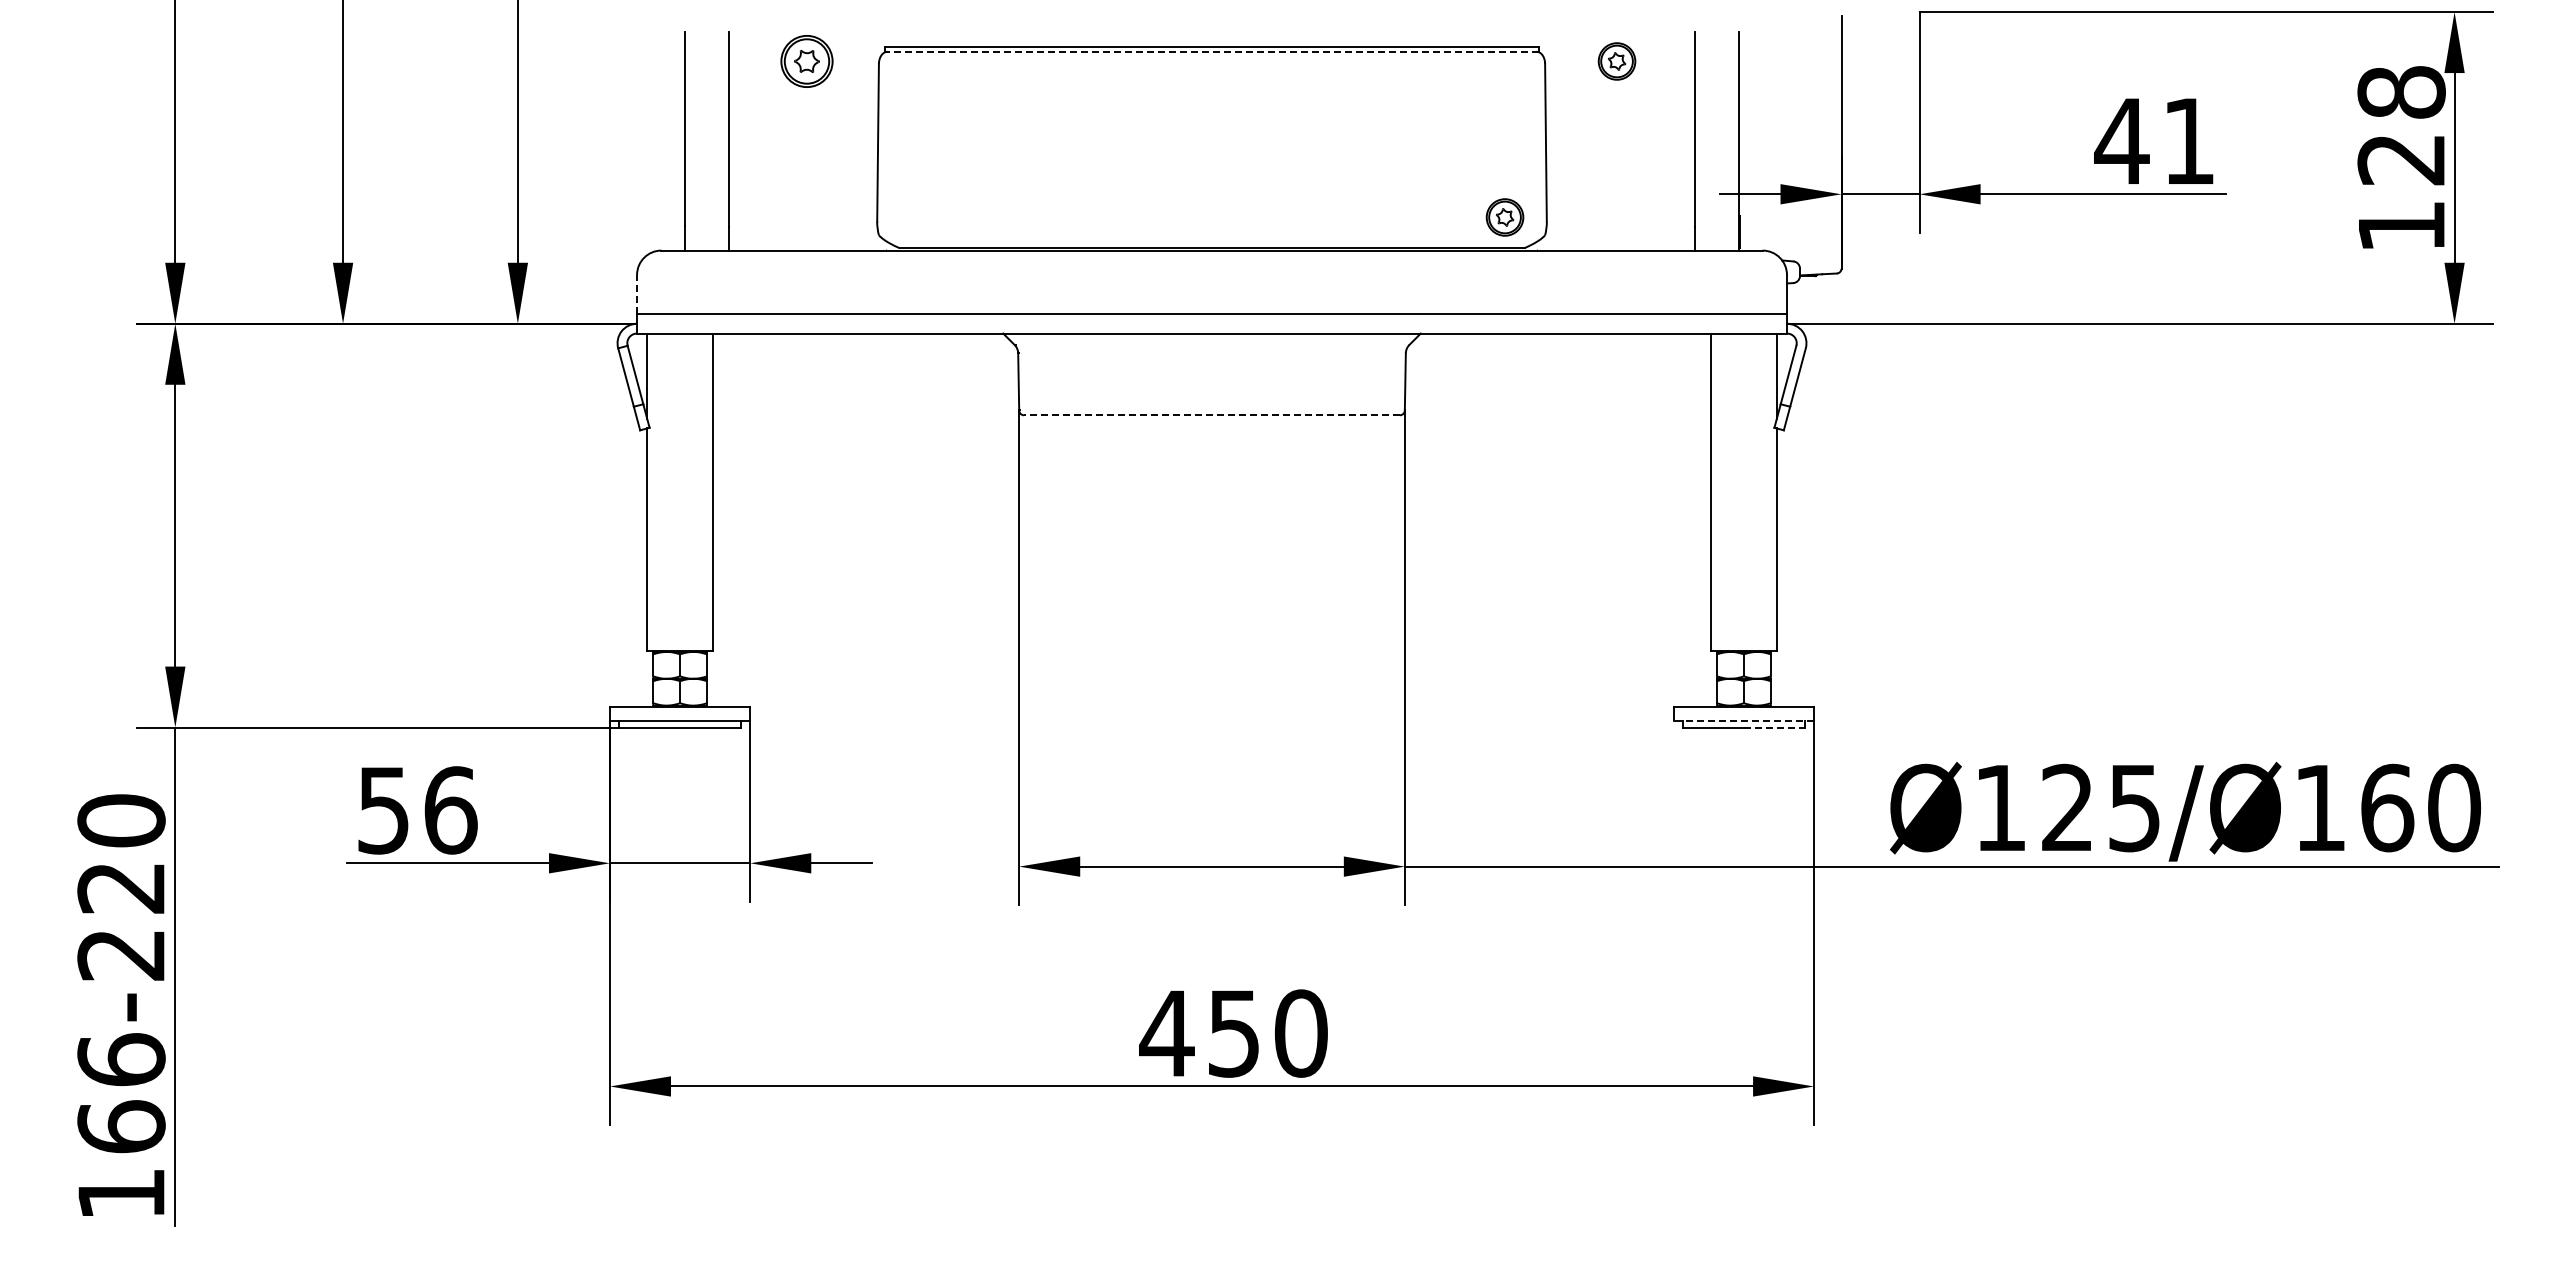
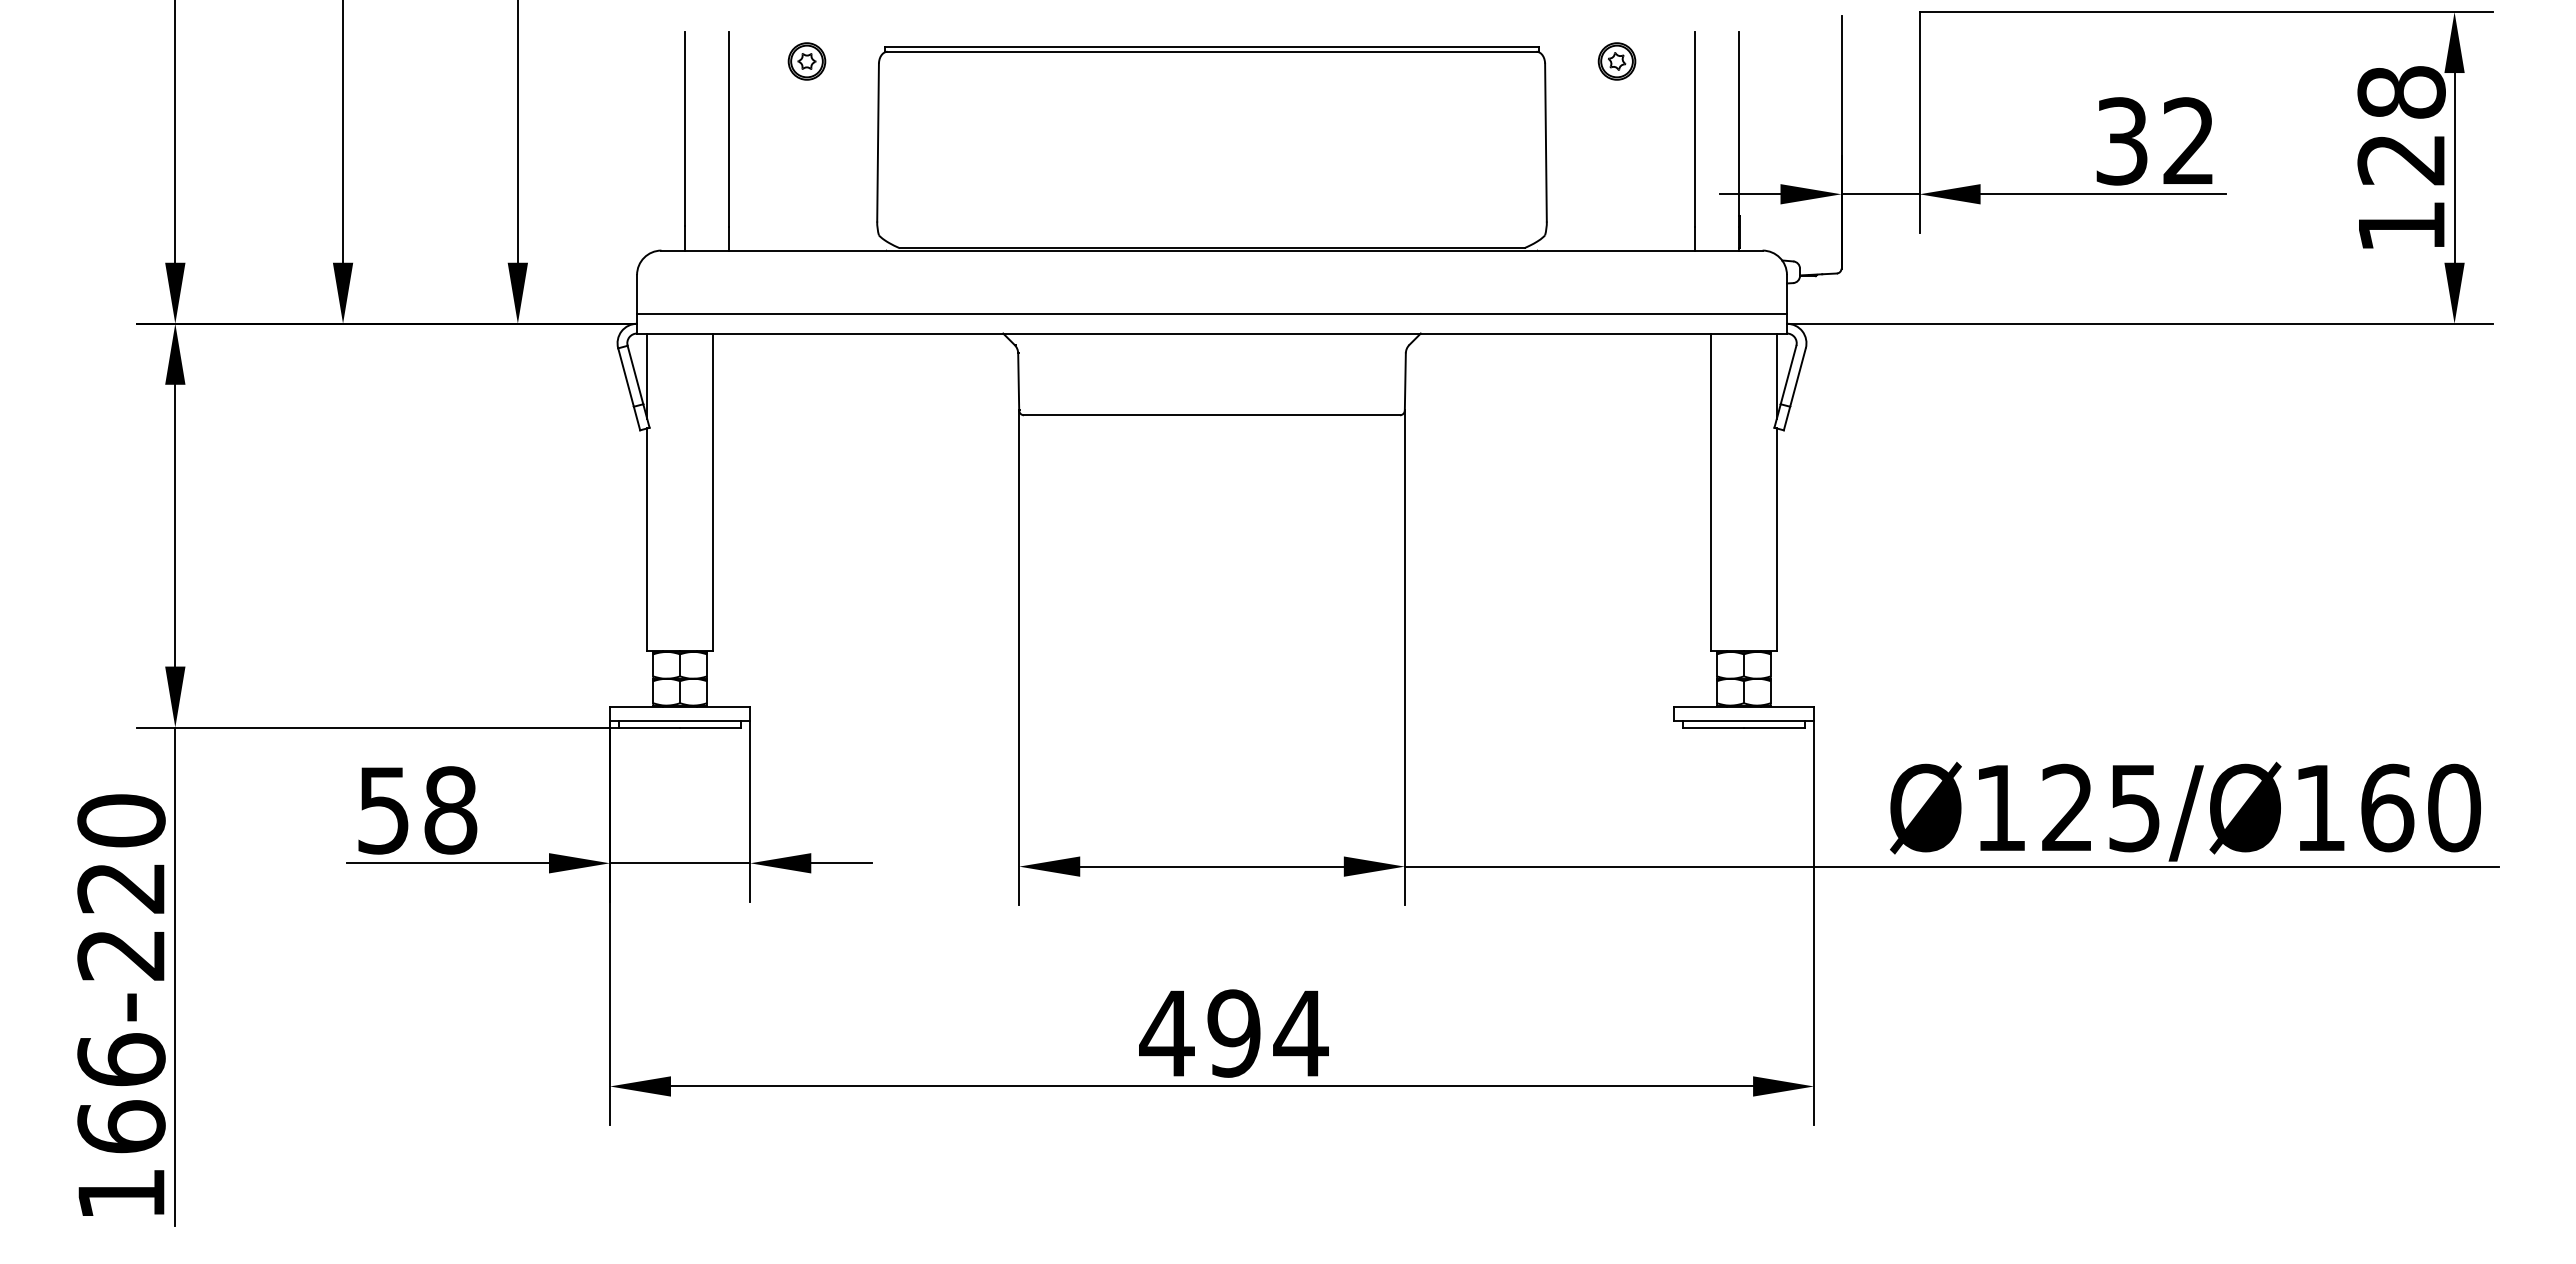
line: dashed -> solid (1211, 51)
part size: 54x53 px -> 40x39 px (806, 61)
text: 41 -> 32 (2153, 141)
part: present -> none (1504, 217)
line: dashed -> solid (637, 294)
line: dashed -> solid (1212, 415)
line: dashed -> solid (1743, 721)
line: dashed -> solid (1774, 727)
text: 56 -> 58 (450, 810)
text: 450 -> 494 (1267, 1033)
